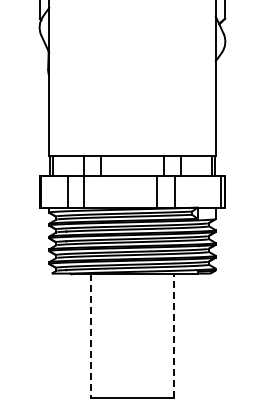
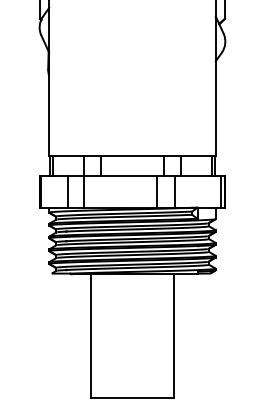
line: dashed -> solid (90, 335)
line: dashed -> solid (174, 335)
